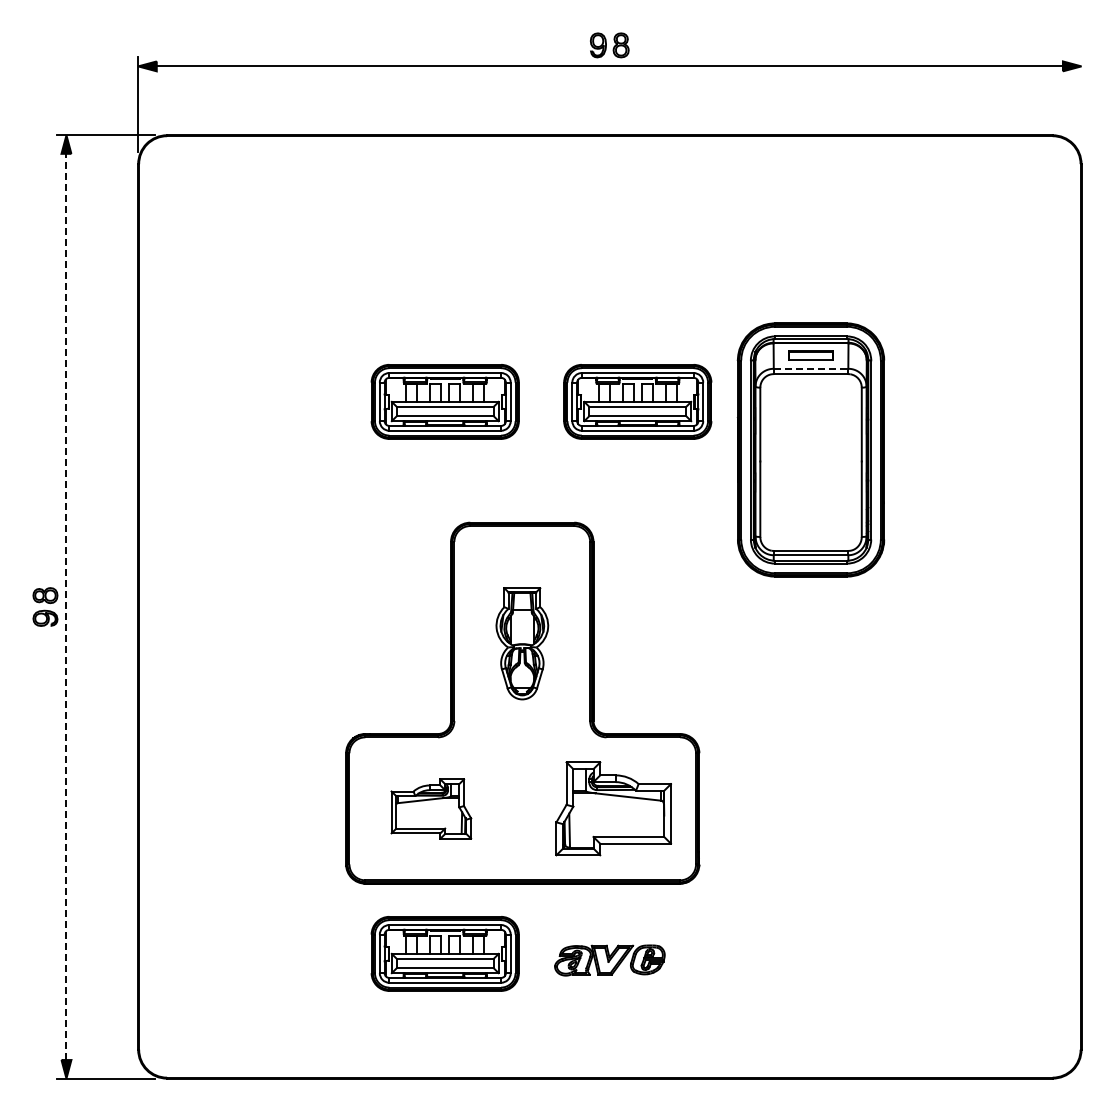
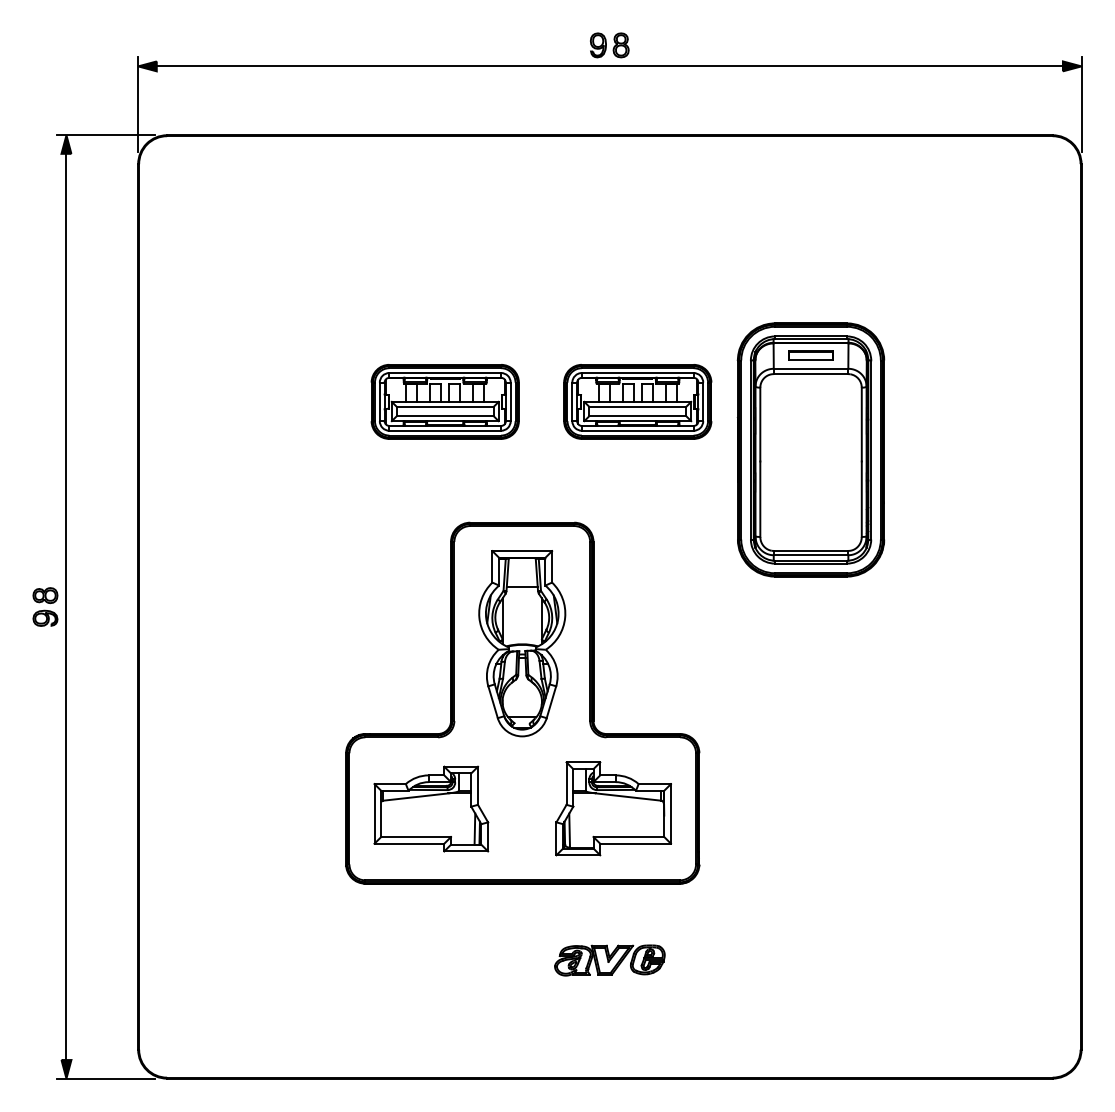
line: none -> present (1081, 104)
line: dashed -> solid (811, 368)
line: dashed -> solid (66, 606)
part size: 55x114 px -> 89x188 px (522, 643)
part size: 83x62 px -> 117x88 px (431, 808)
part: present -> none (444, 953)
